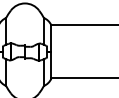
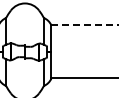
line: solid -> dashed (84, 25)
